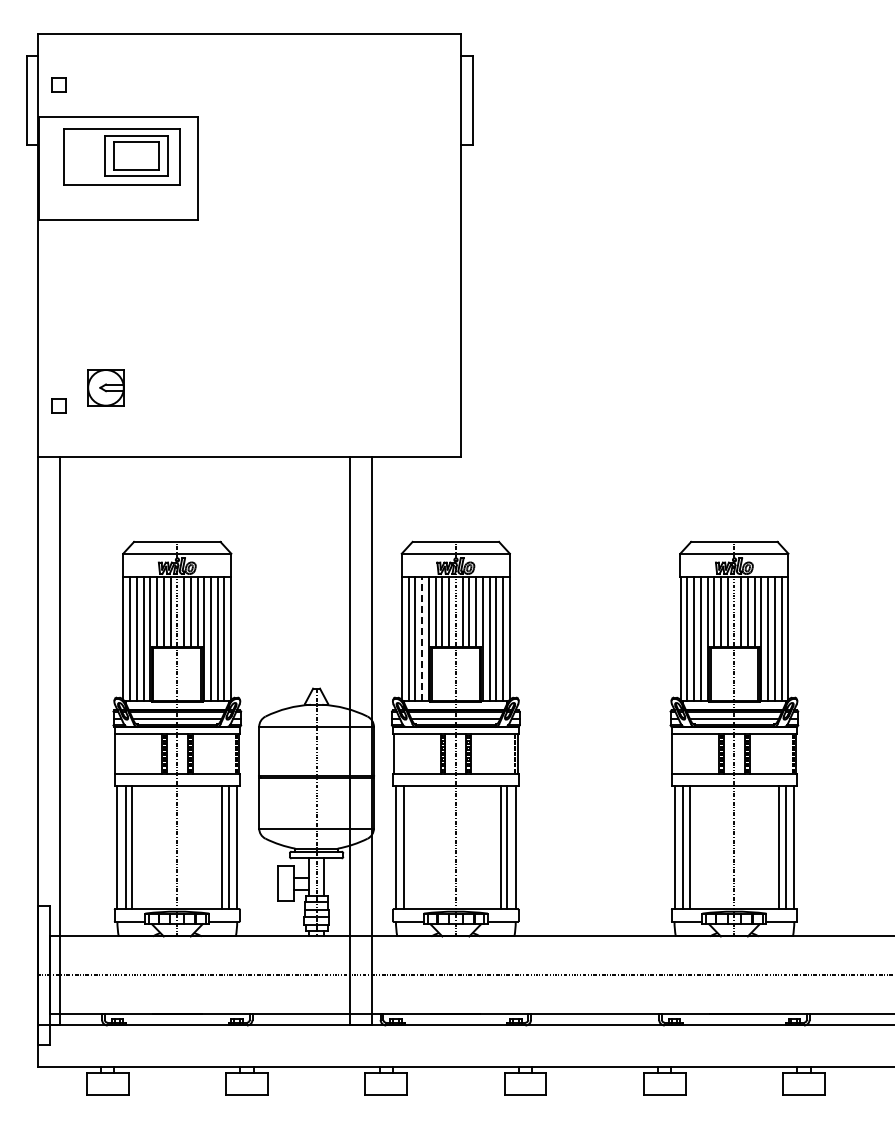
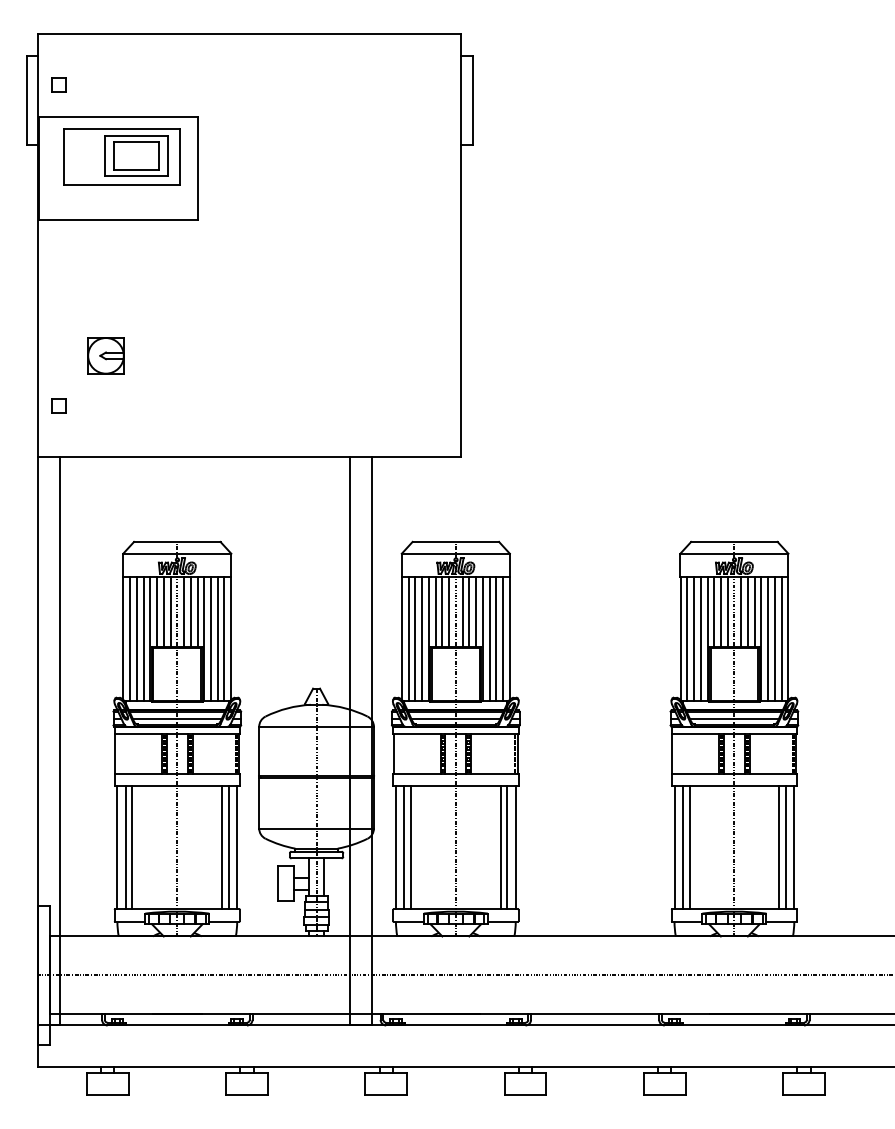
part position: (105, 387) -> (105, 355) (105, 355)
line: dashed -> solid (422, 638)
line: none -> present (410, 847)
